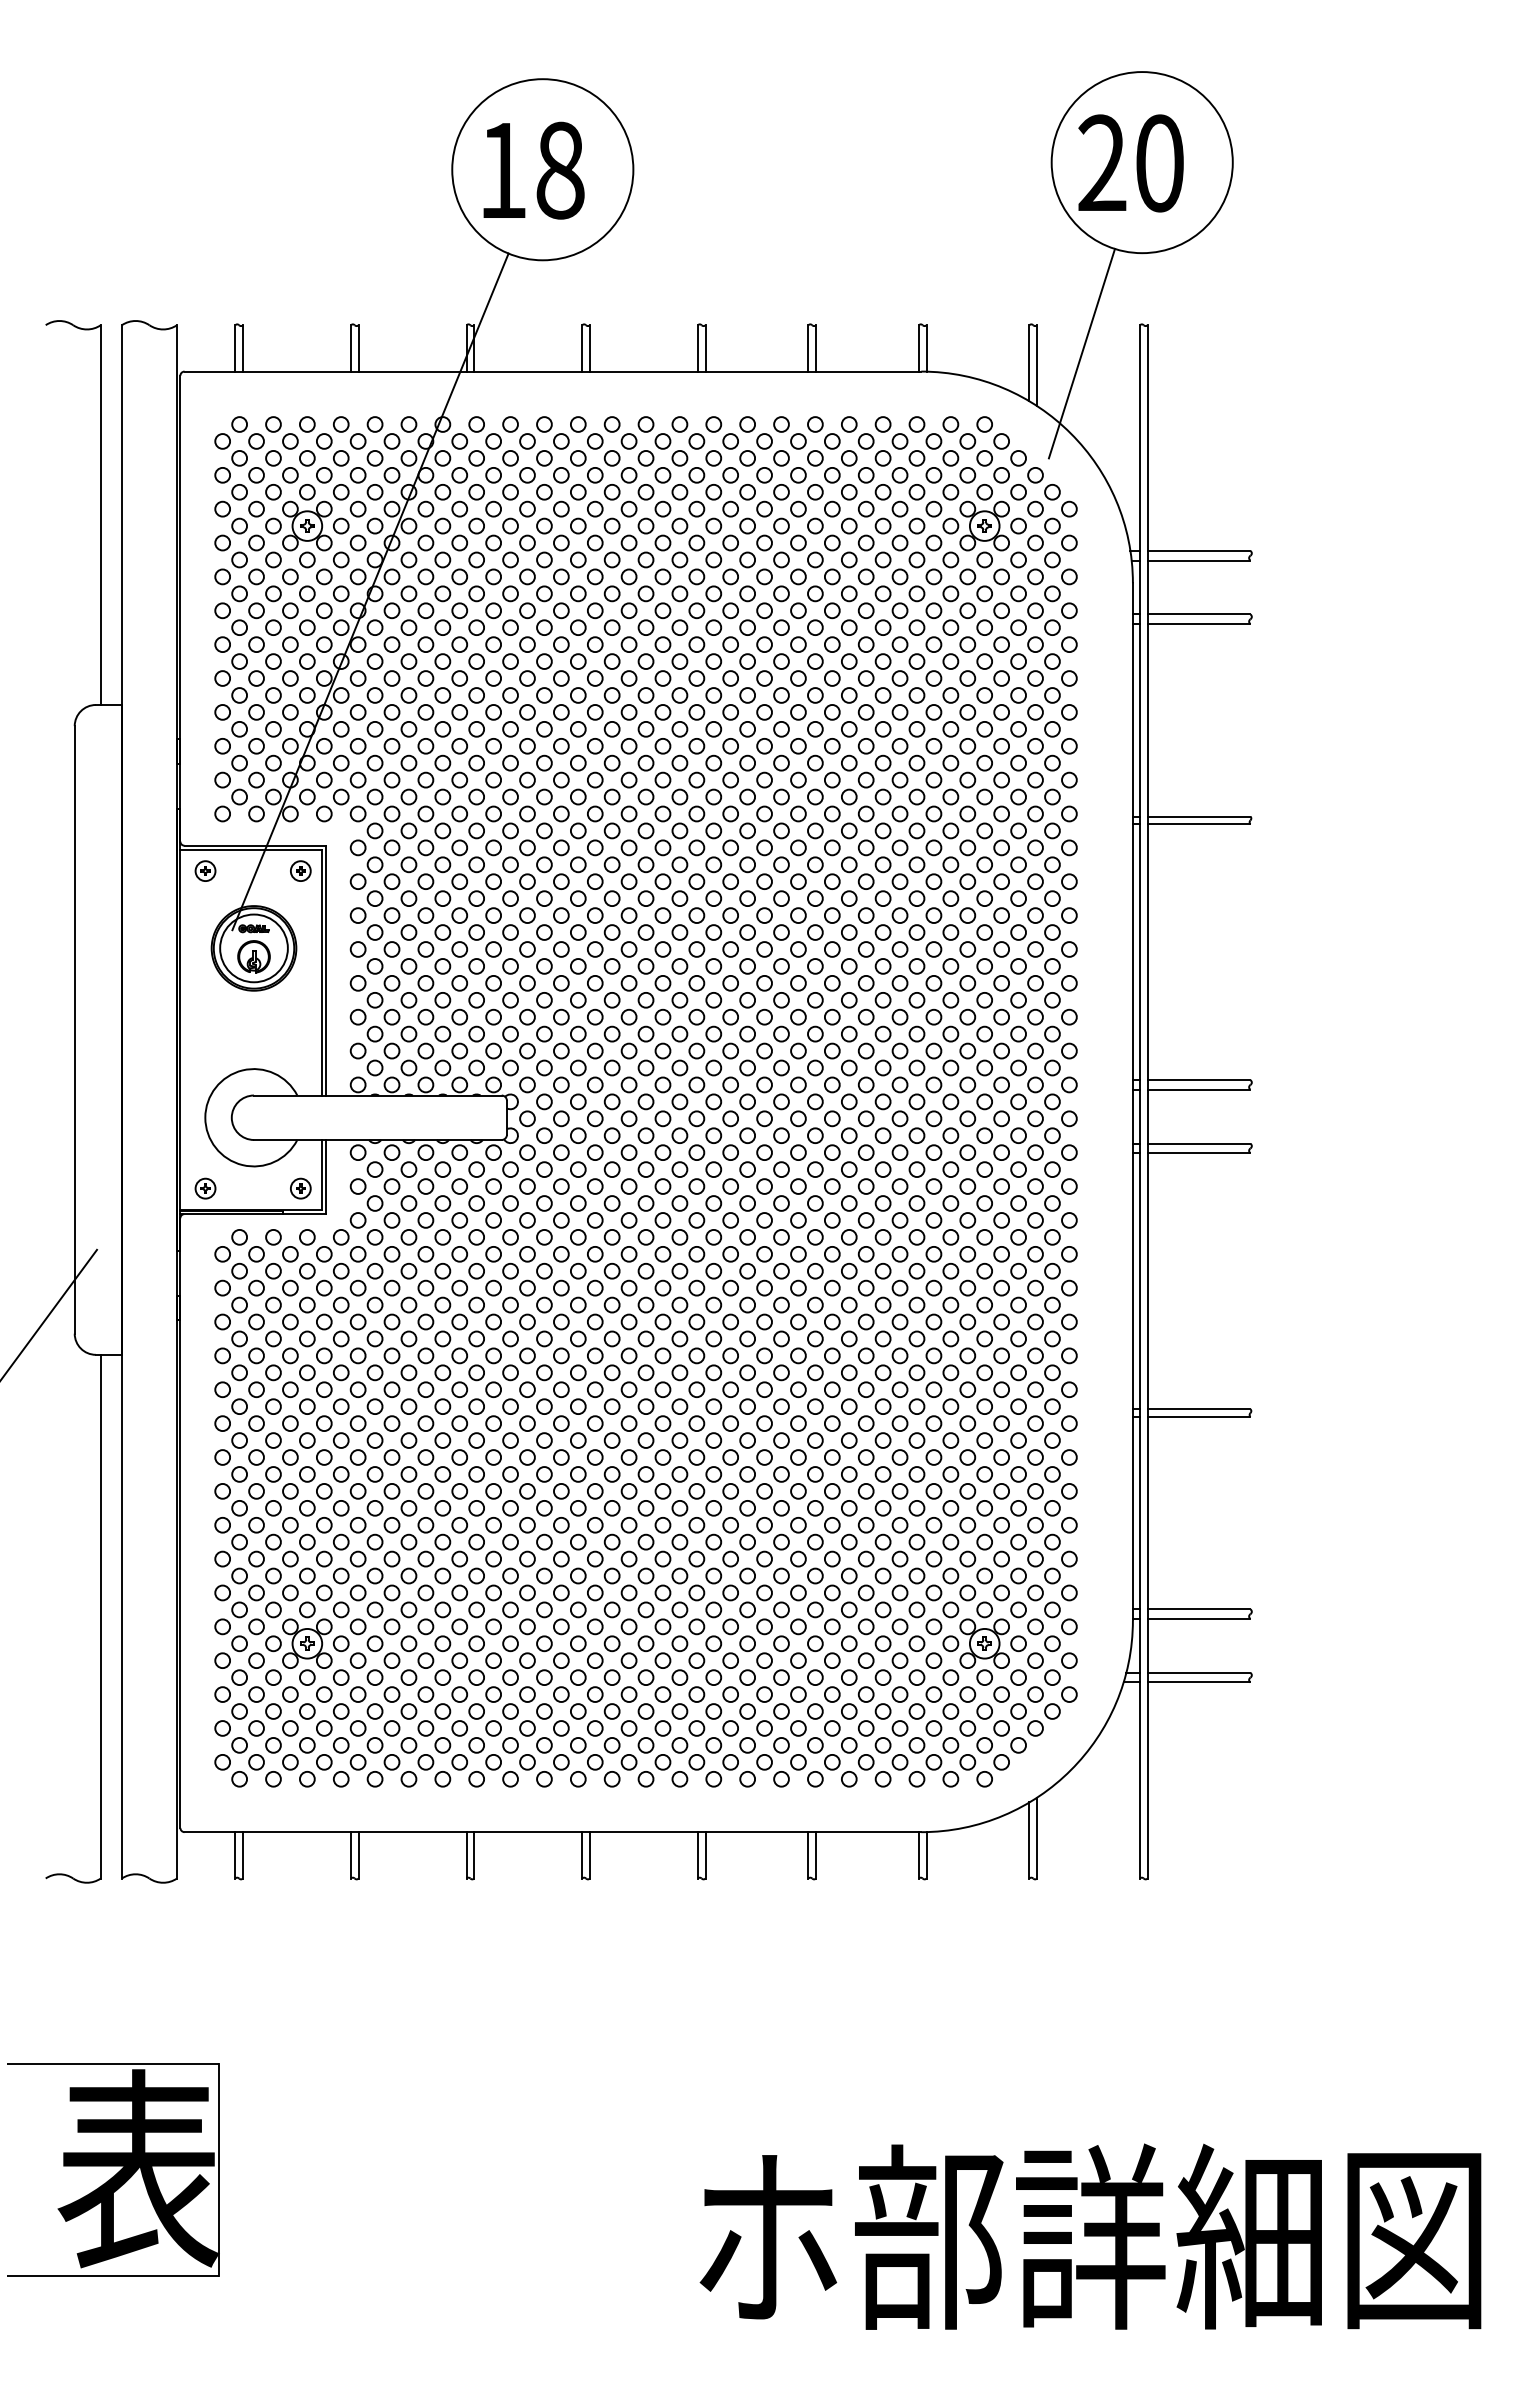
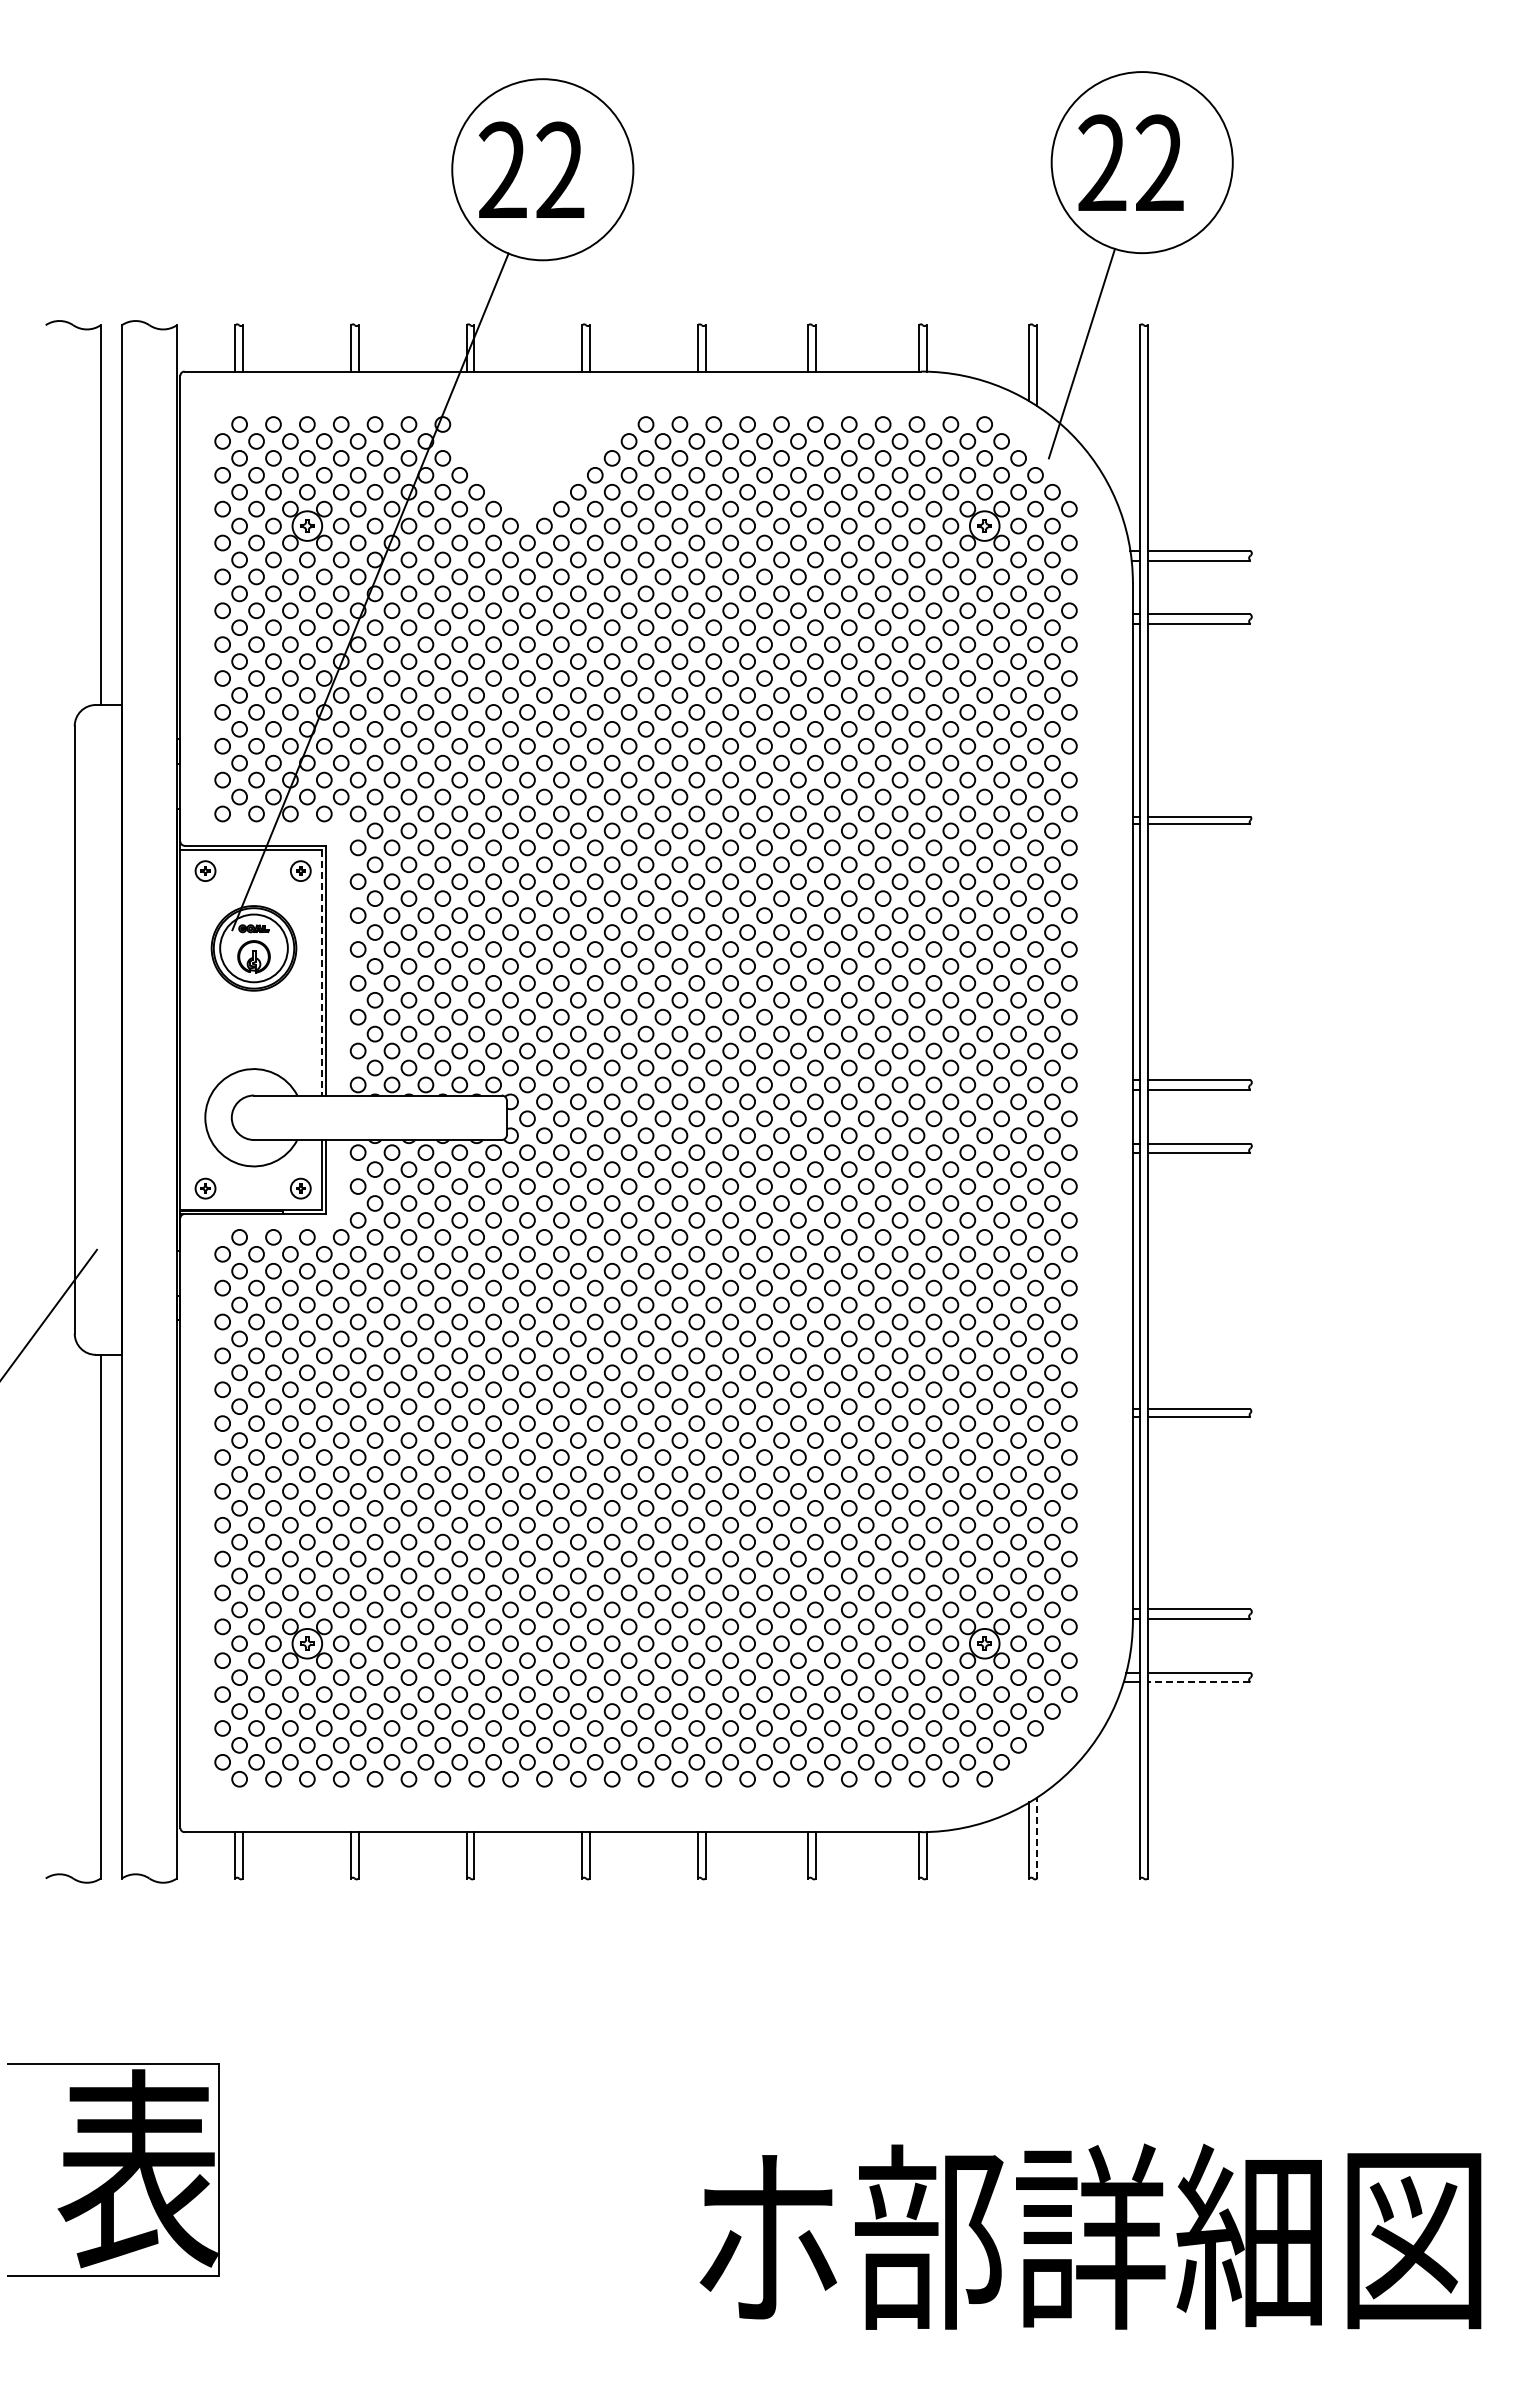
text: 20 -> 22 (1159, 163)
text: 18 -> 22 (531, 170)
part: present -> none (535, 466)
line: solid -> dashed (321, 972)
line: solid -> dashed (1198, 1682)
line: solid -> dashed (1037, 1837)
